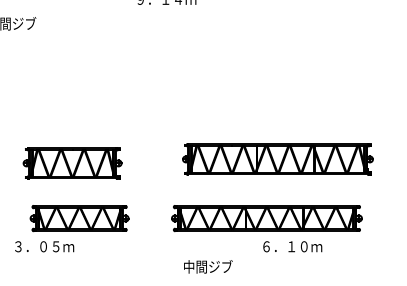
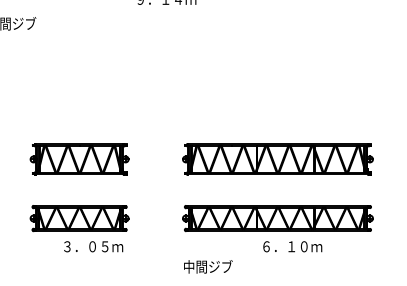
part position: (72, 163) -> (79, 159) (79, 159)
part position: (266, 218) -> (277, 218) (277, 218)
text position: (44, 246) -> (93, 246) (93, 246)
